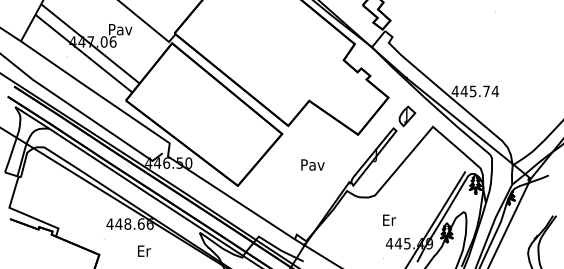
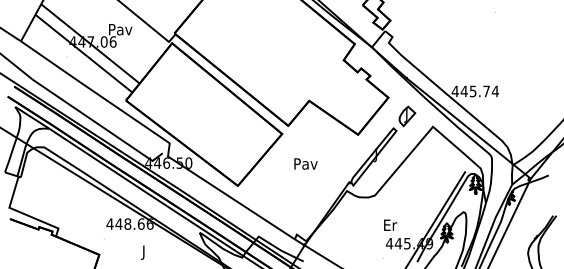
text position: (312, 164) -> (305, 163) (305, 163)
text position: (389, 219) -> (390, 224) (390, 224)
text: Er -> J (144, 252)
